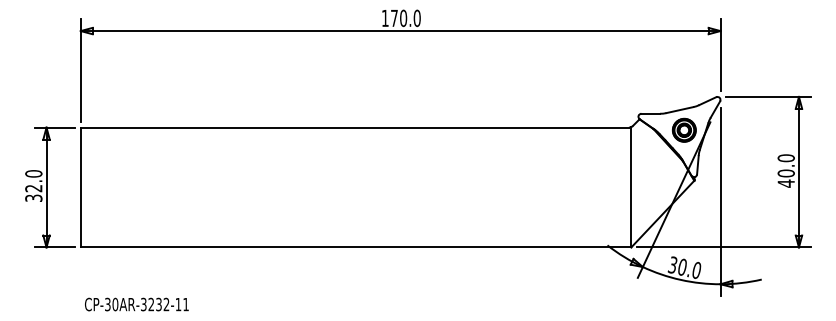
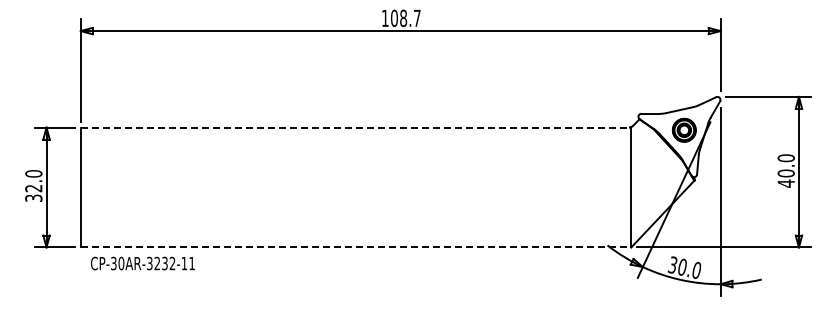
text: 170.0 -> 108.7 (405, 18)
line: solid -> dashed (355, 127)
line: solid -> dashed (356, 247)
text position: (136, 304) -> (142, 263) (142, 263)
